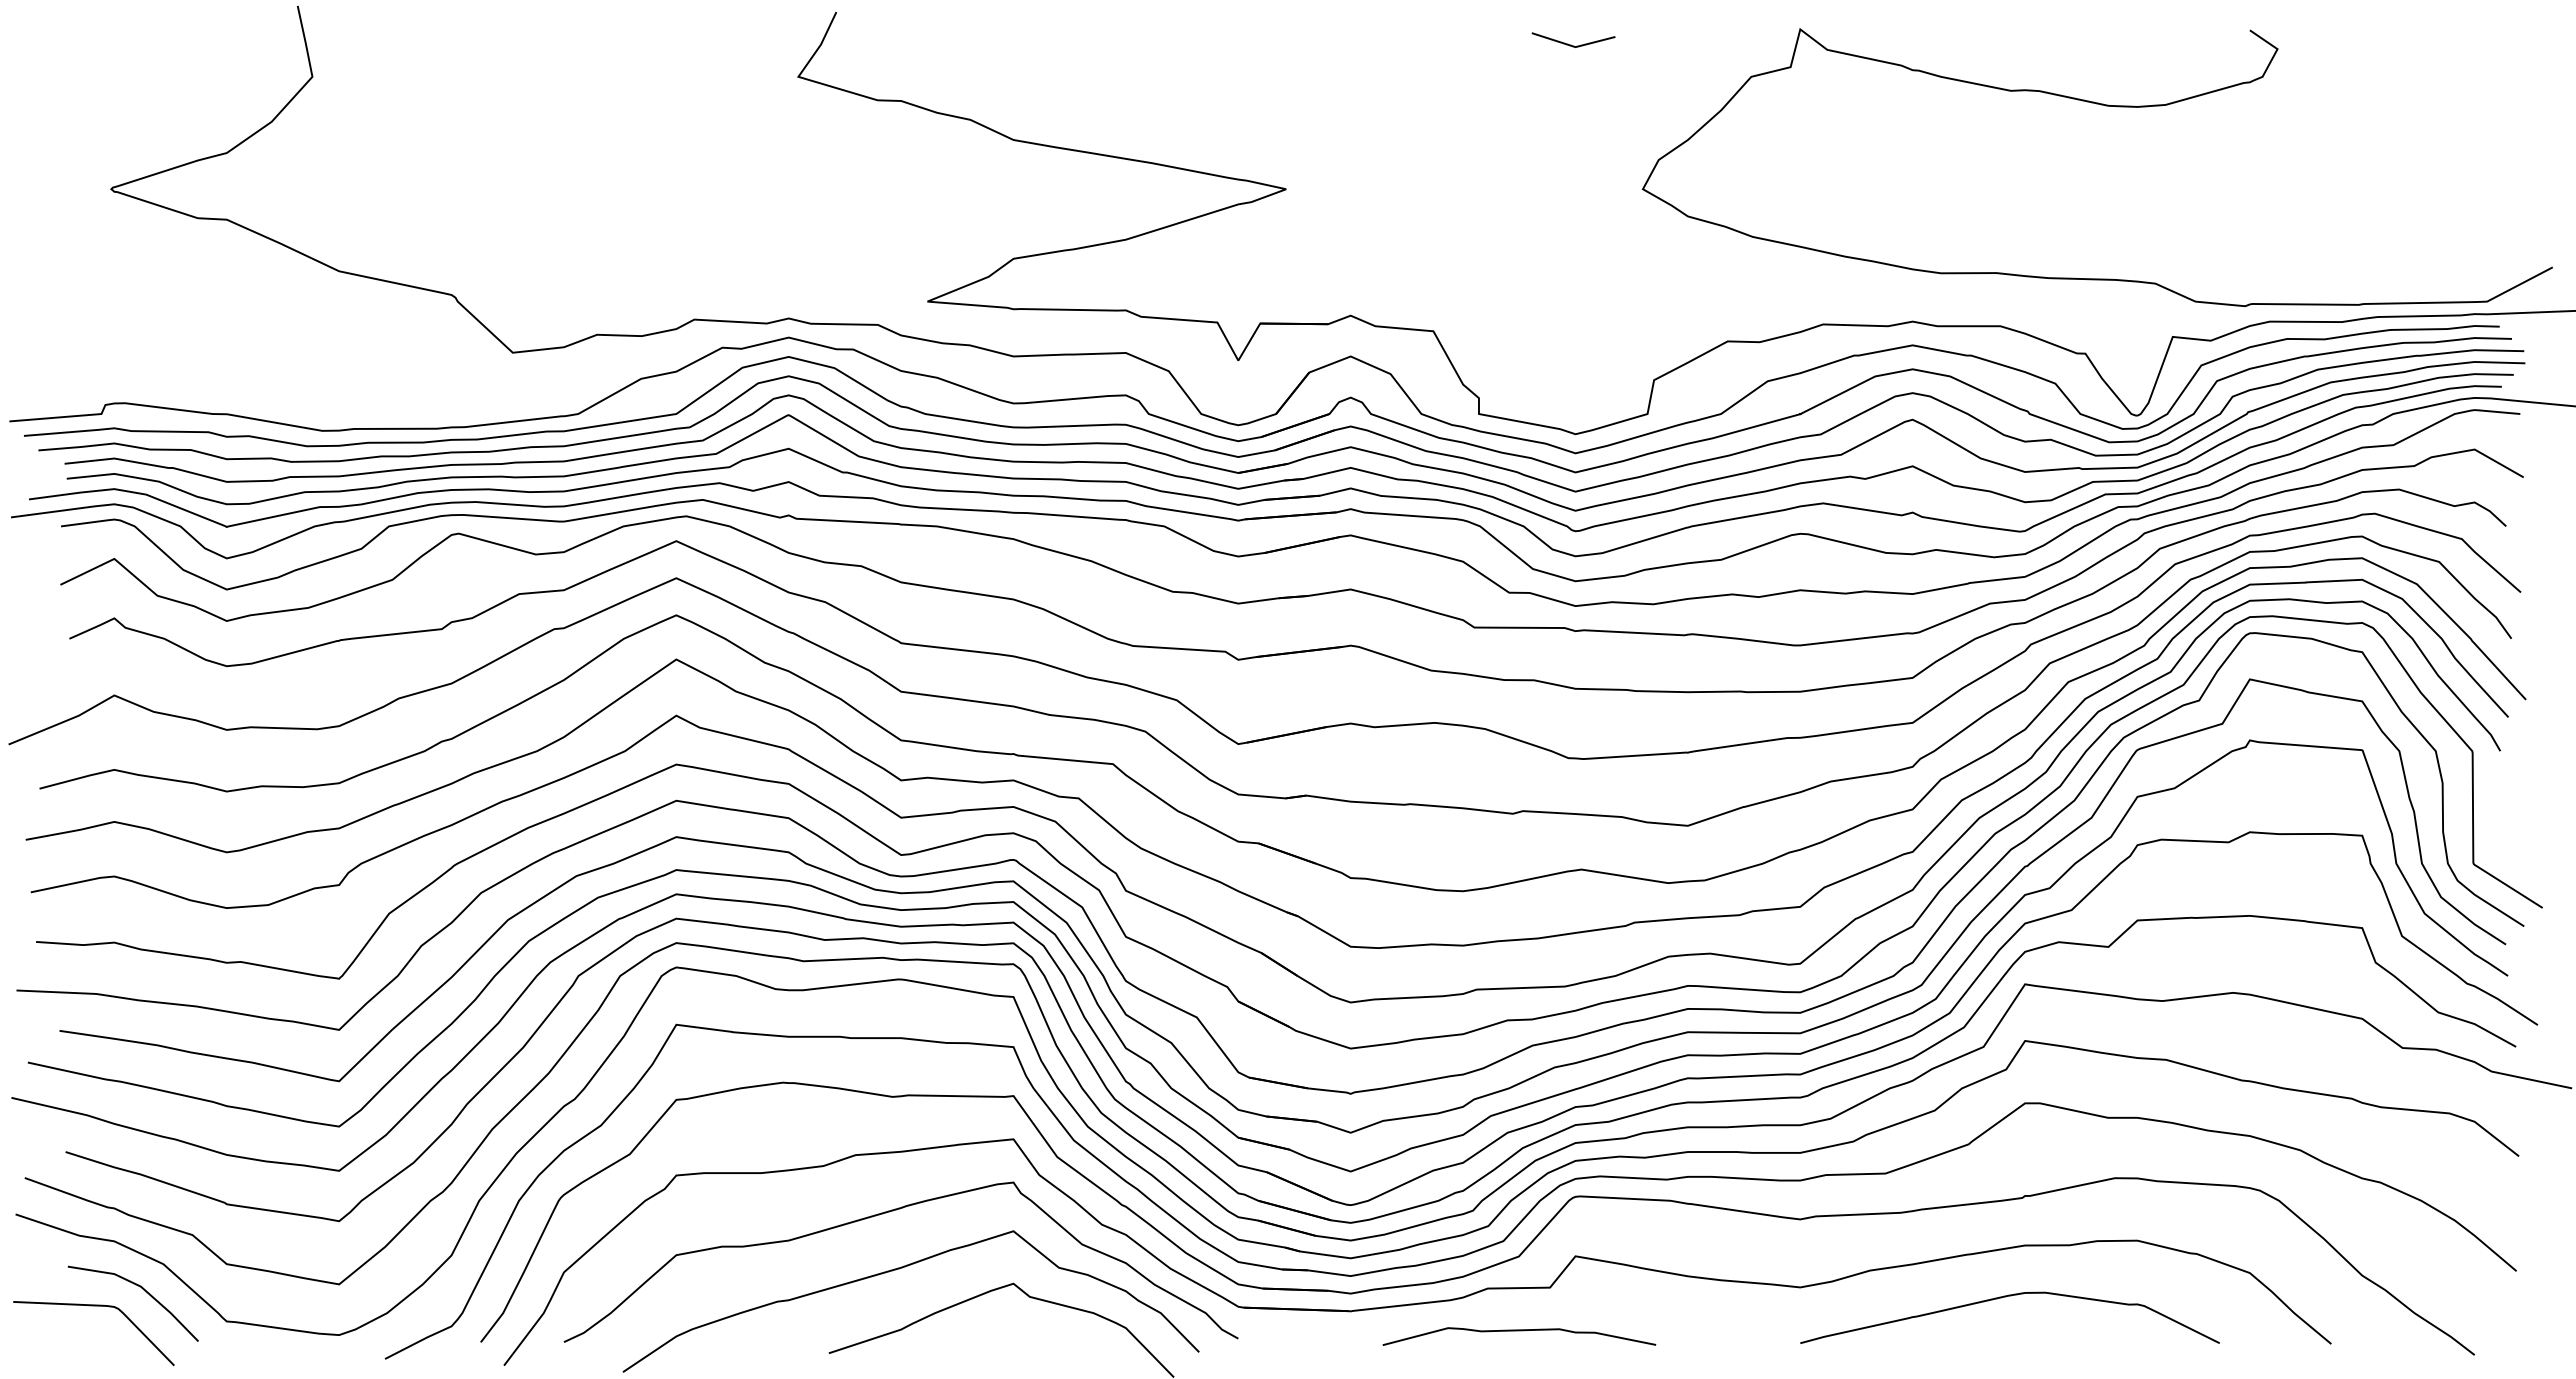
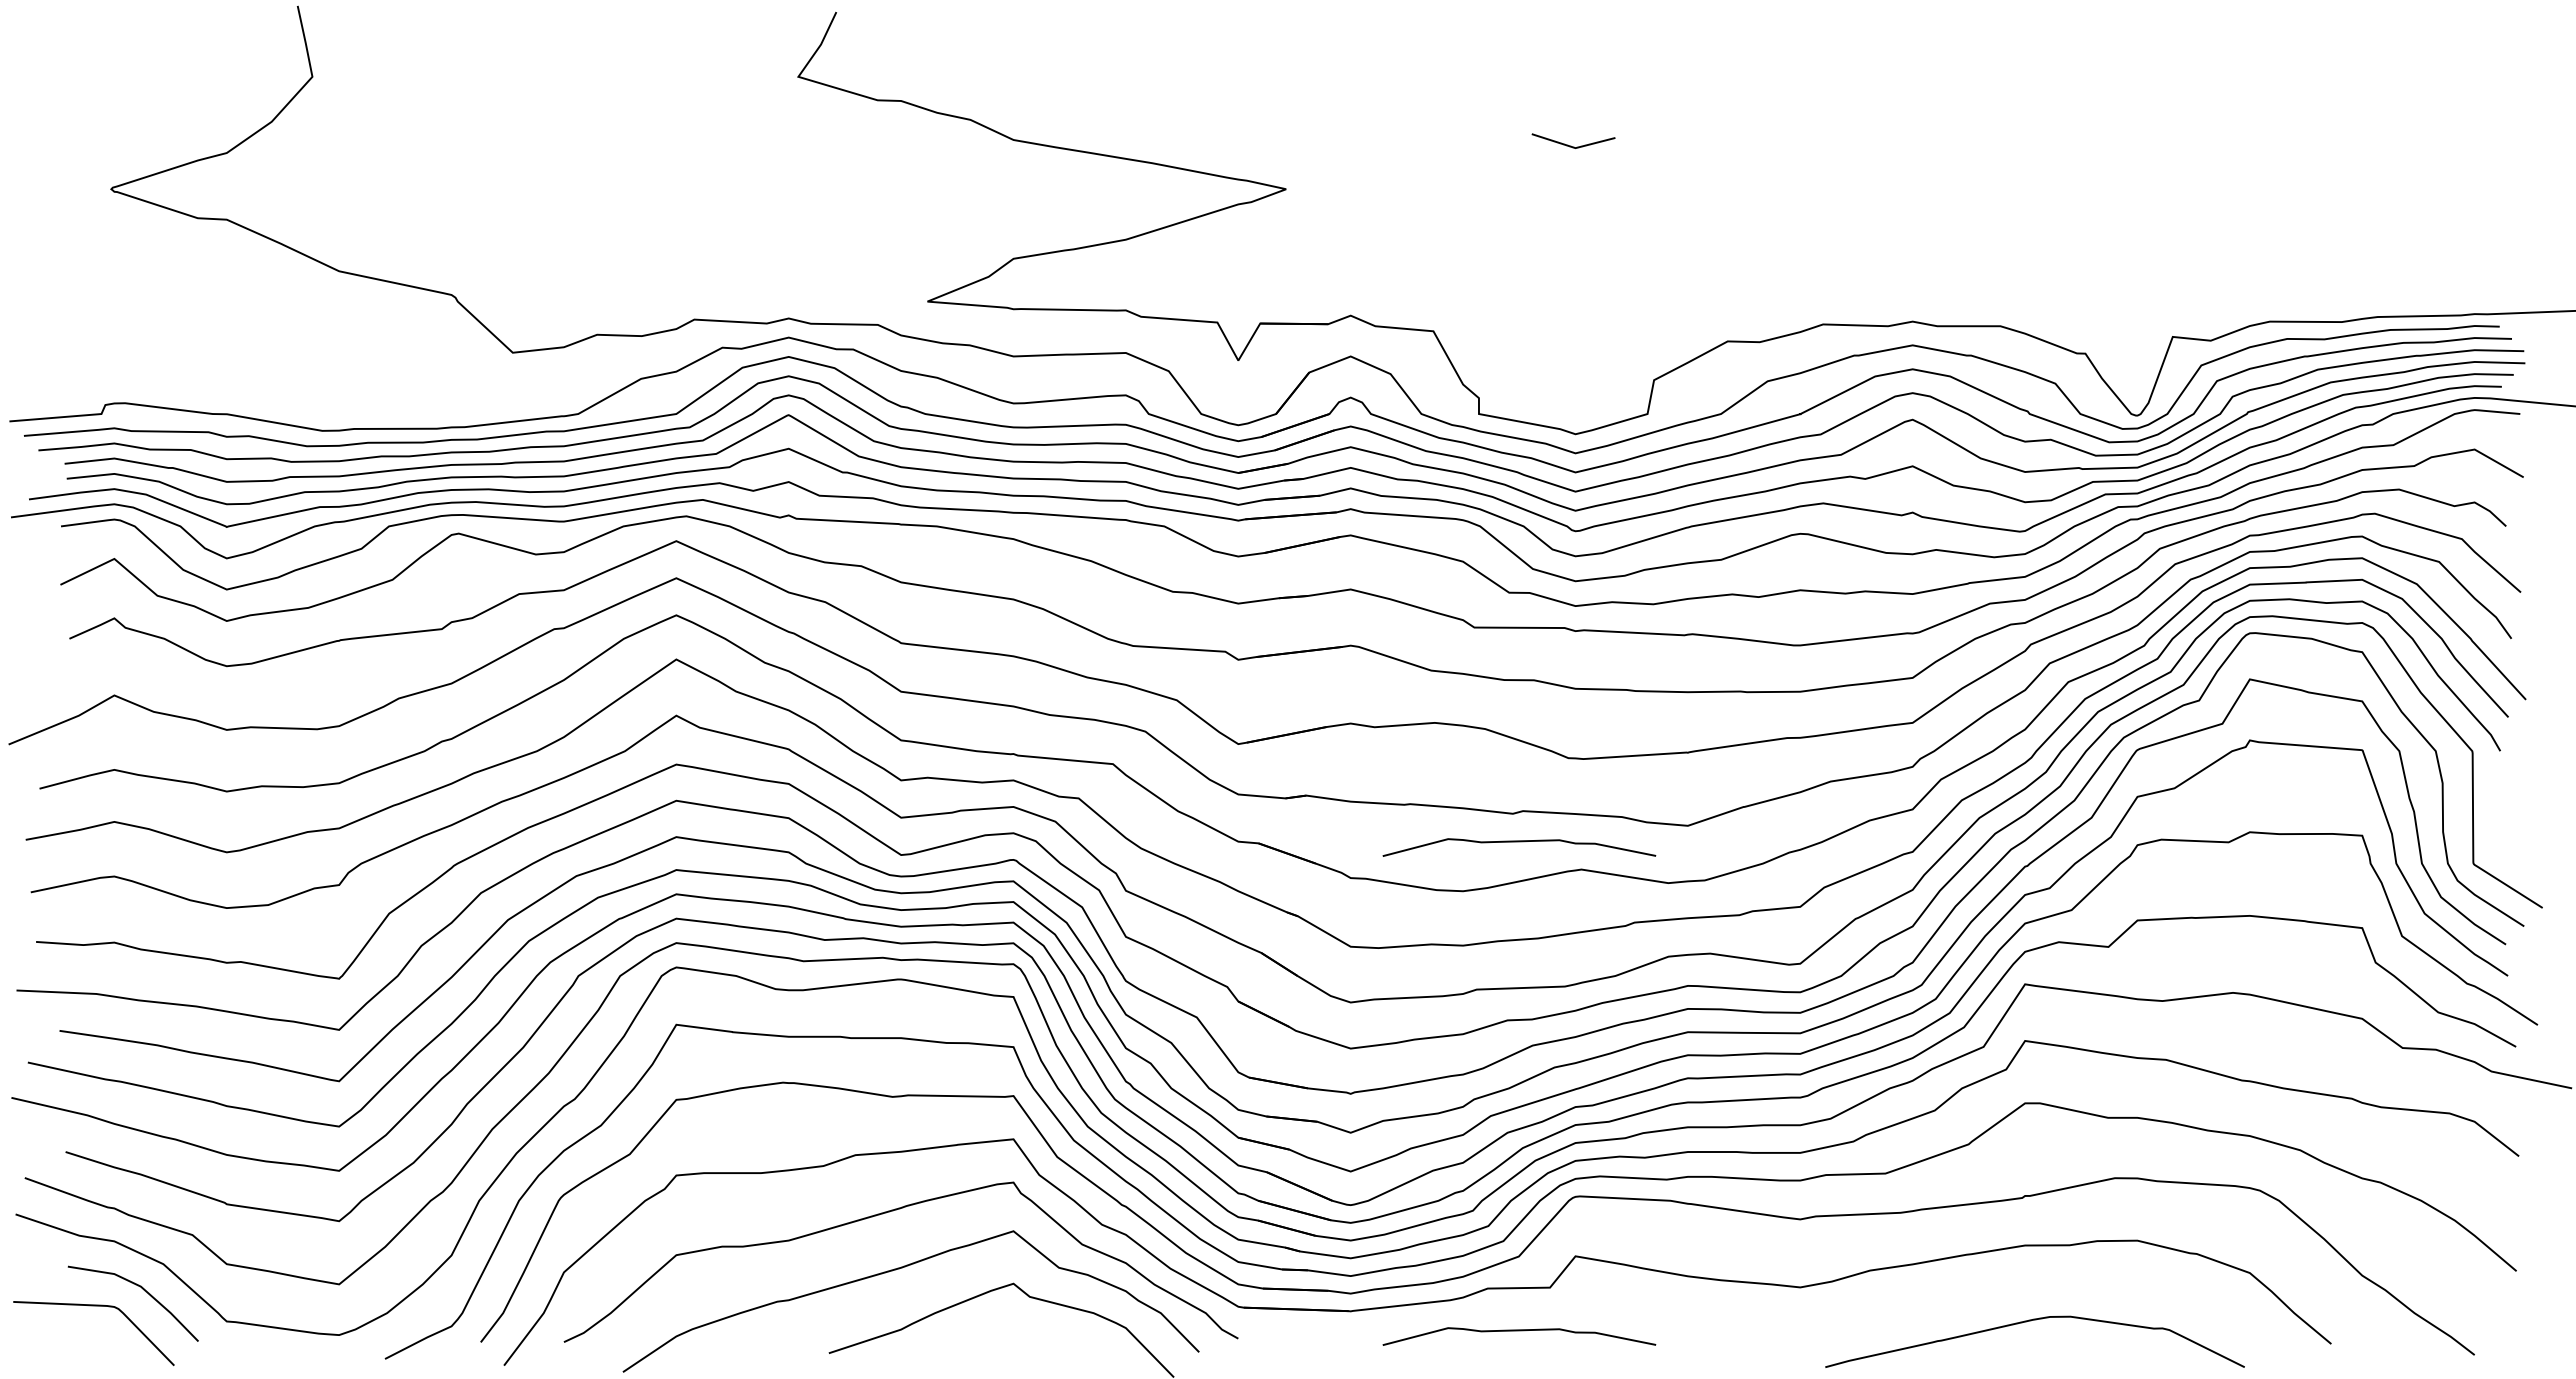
line position: (1571, 44) -> (1571, 145) (1571, 145)
curve: present -> none (2105, 106)
curve: none -> present (1519, 842)
curve position: (2006, 1297) -> (2031, 1321) (2031, 1321)
